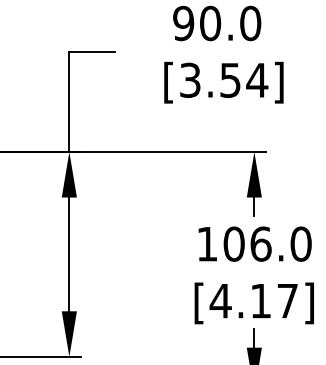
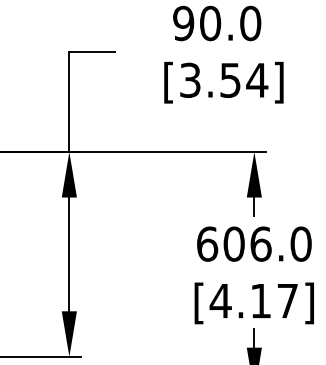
text: 106.0 -> 606.0 (207, 243)
